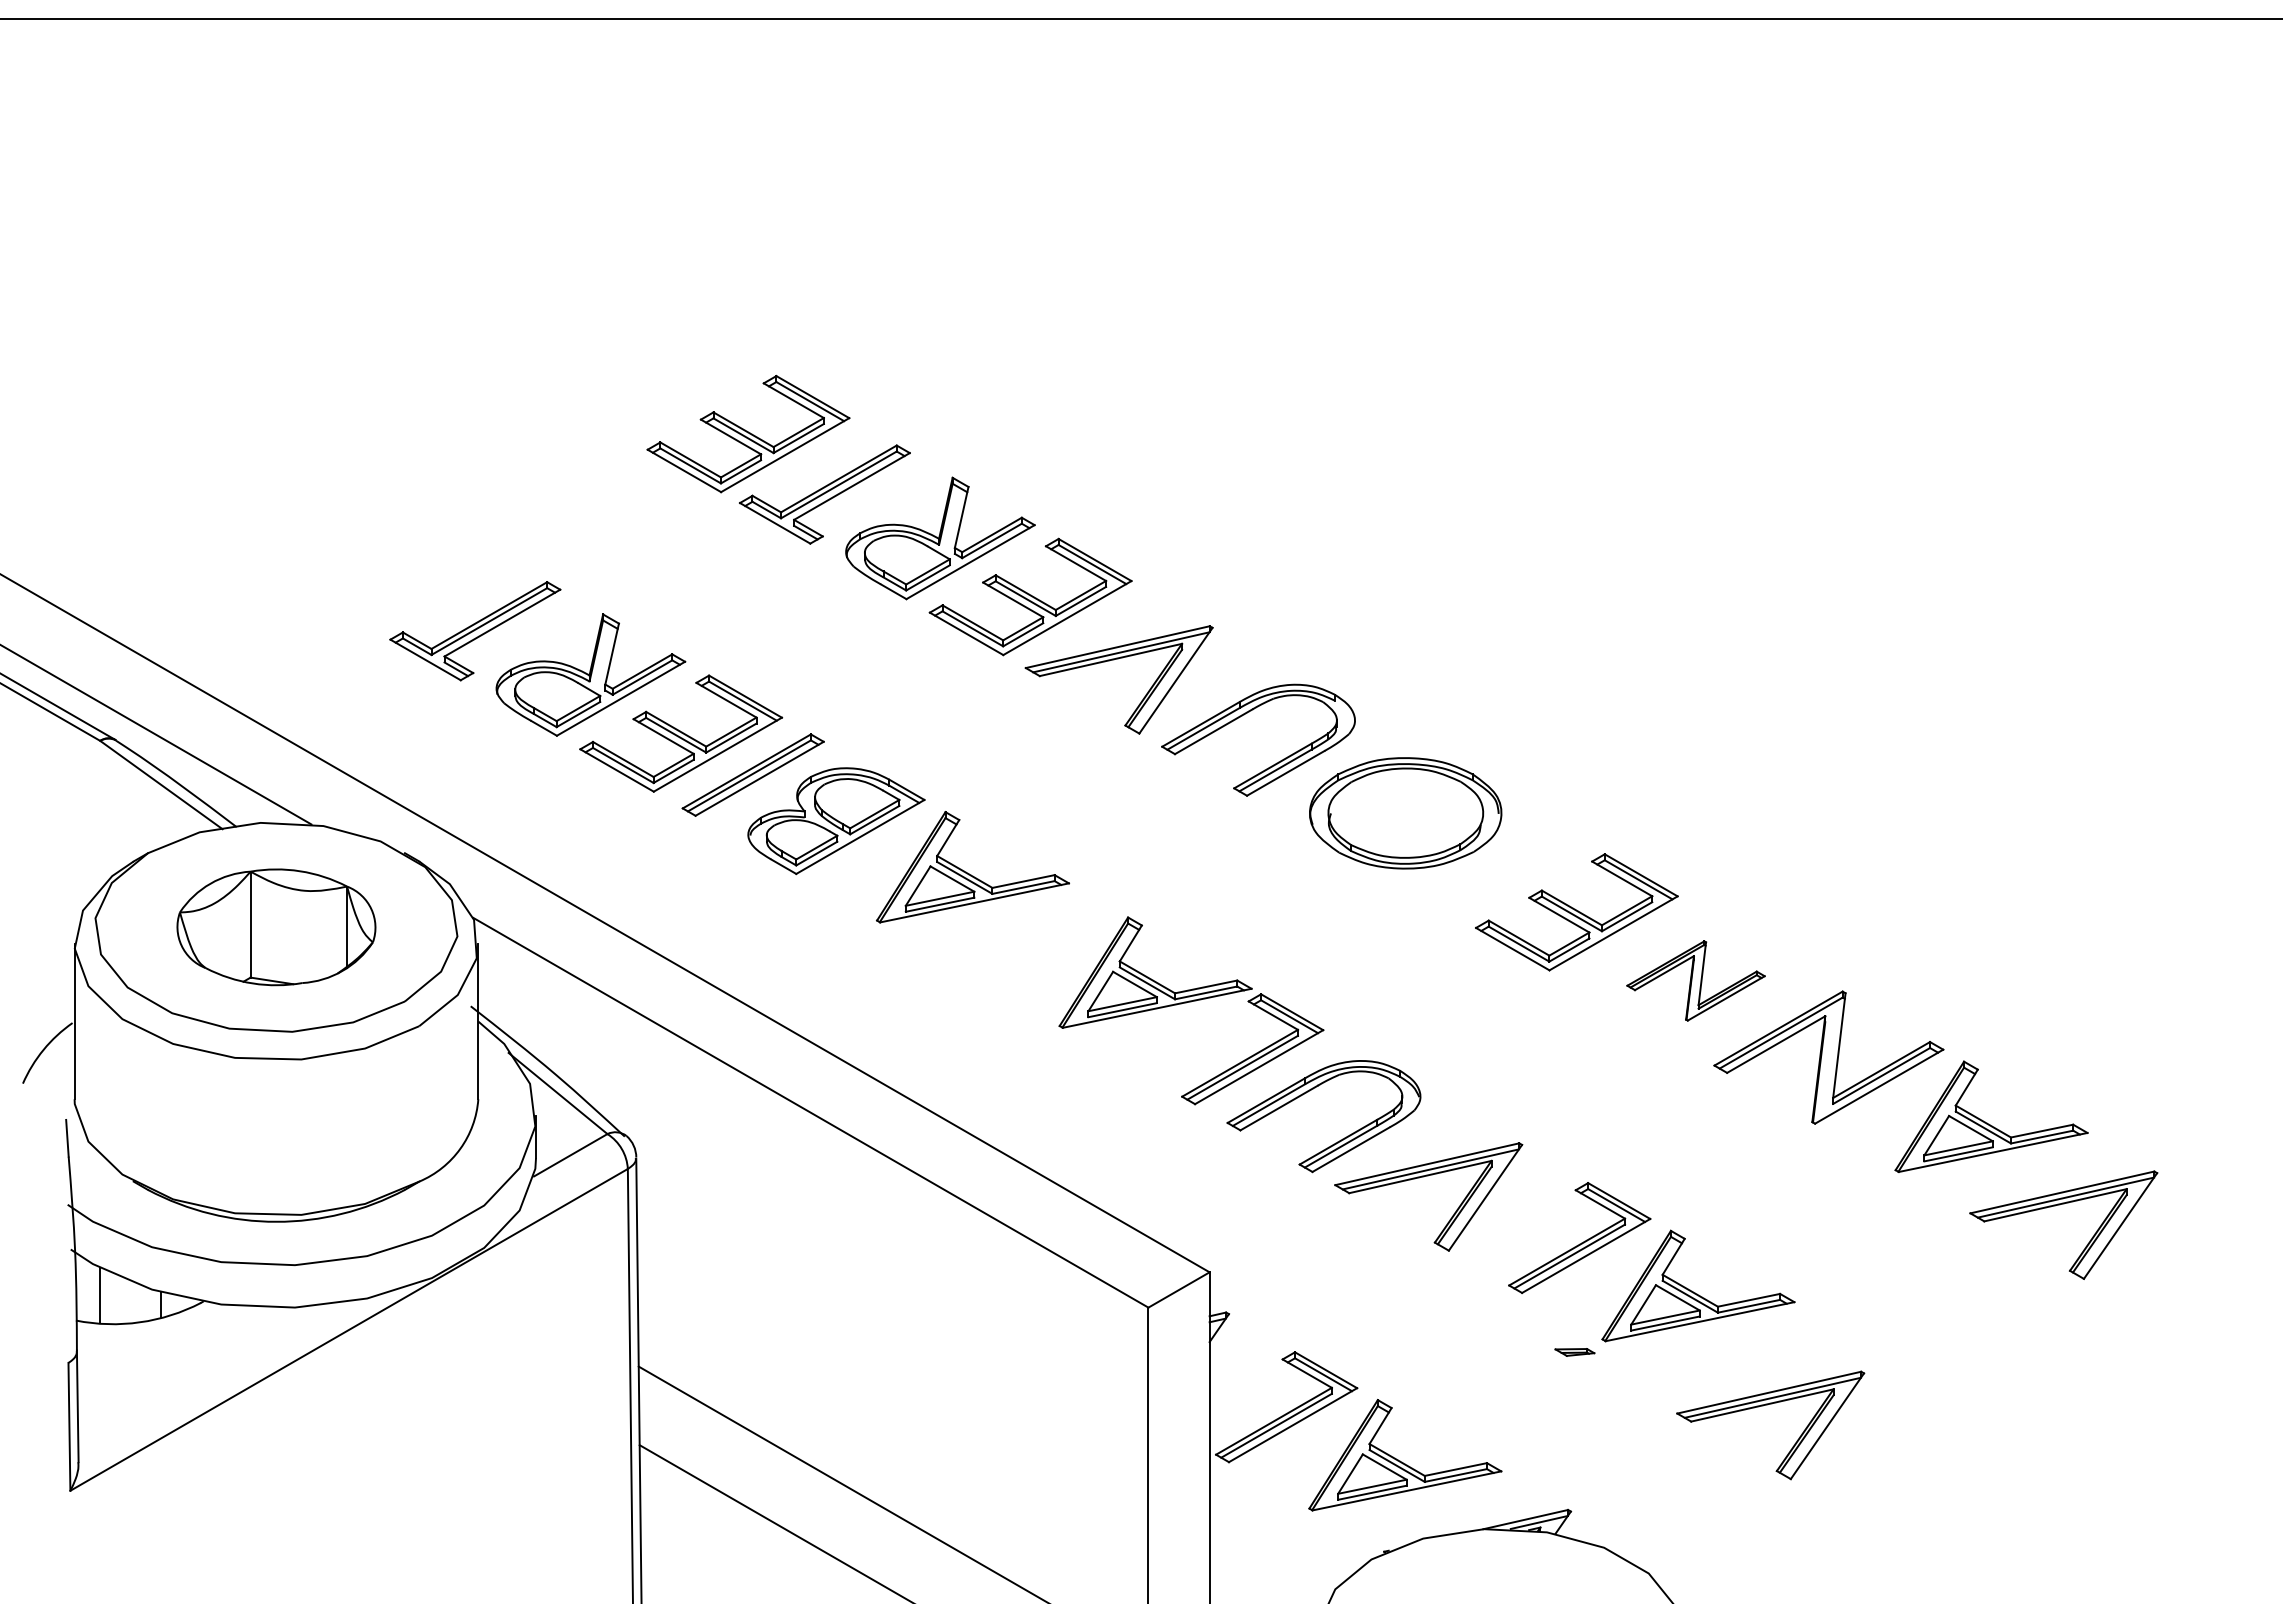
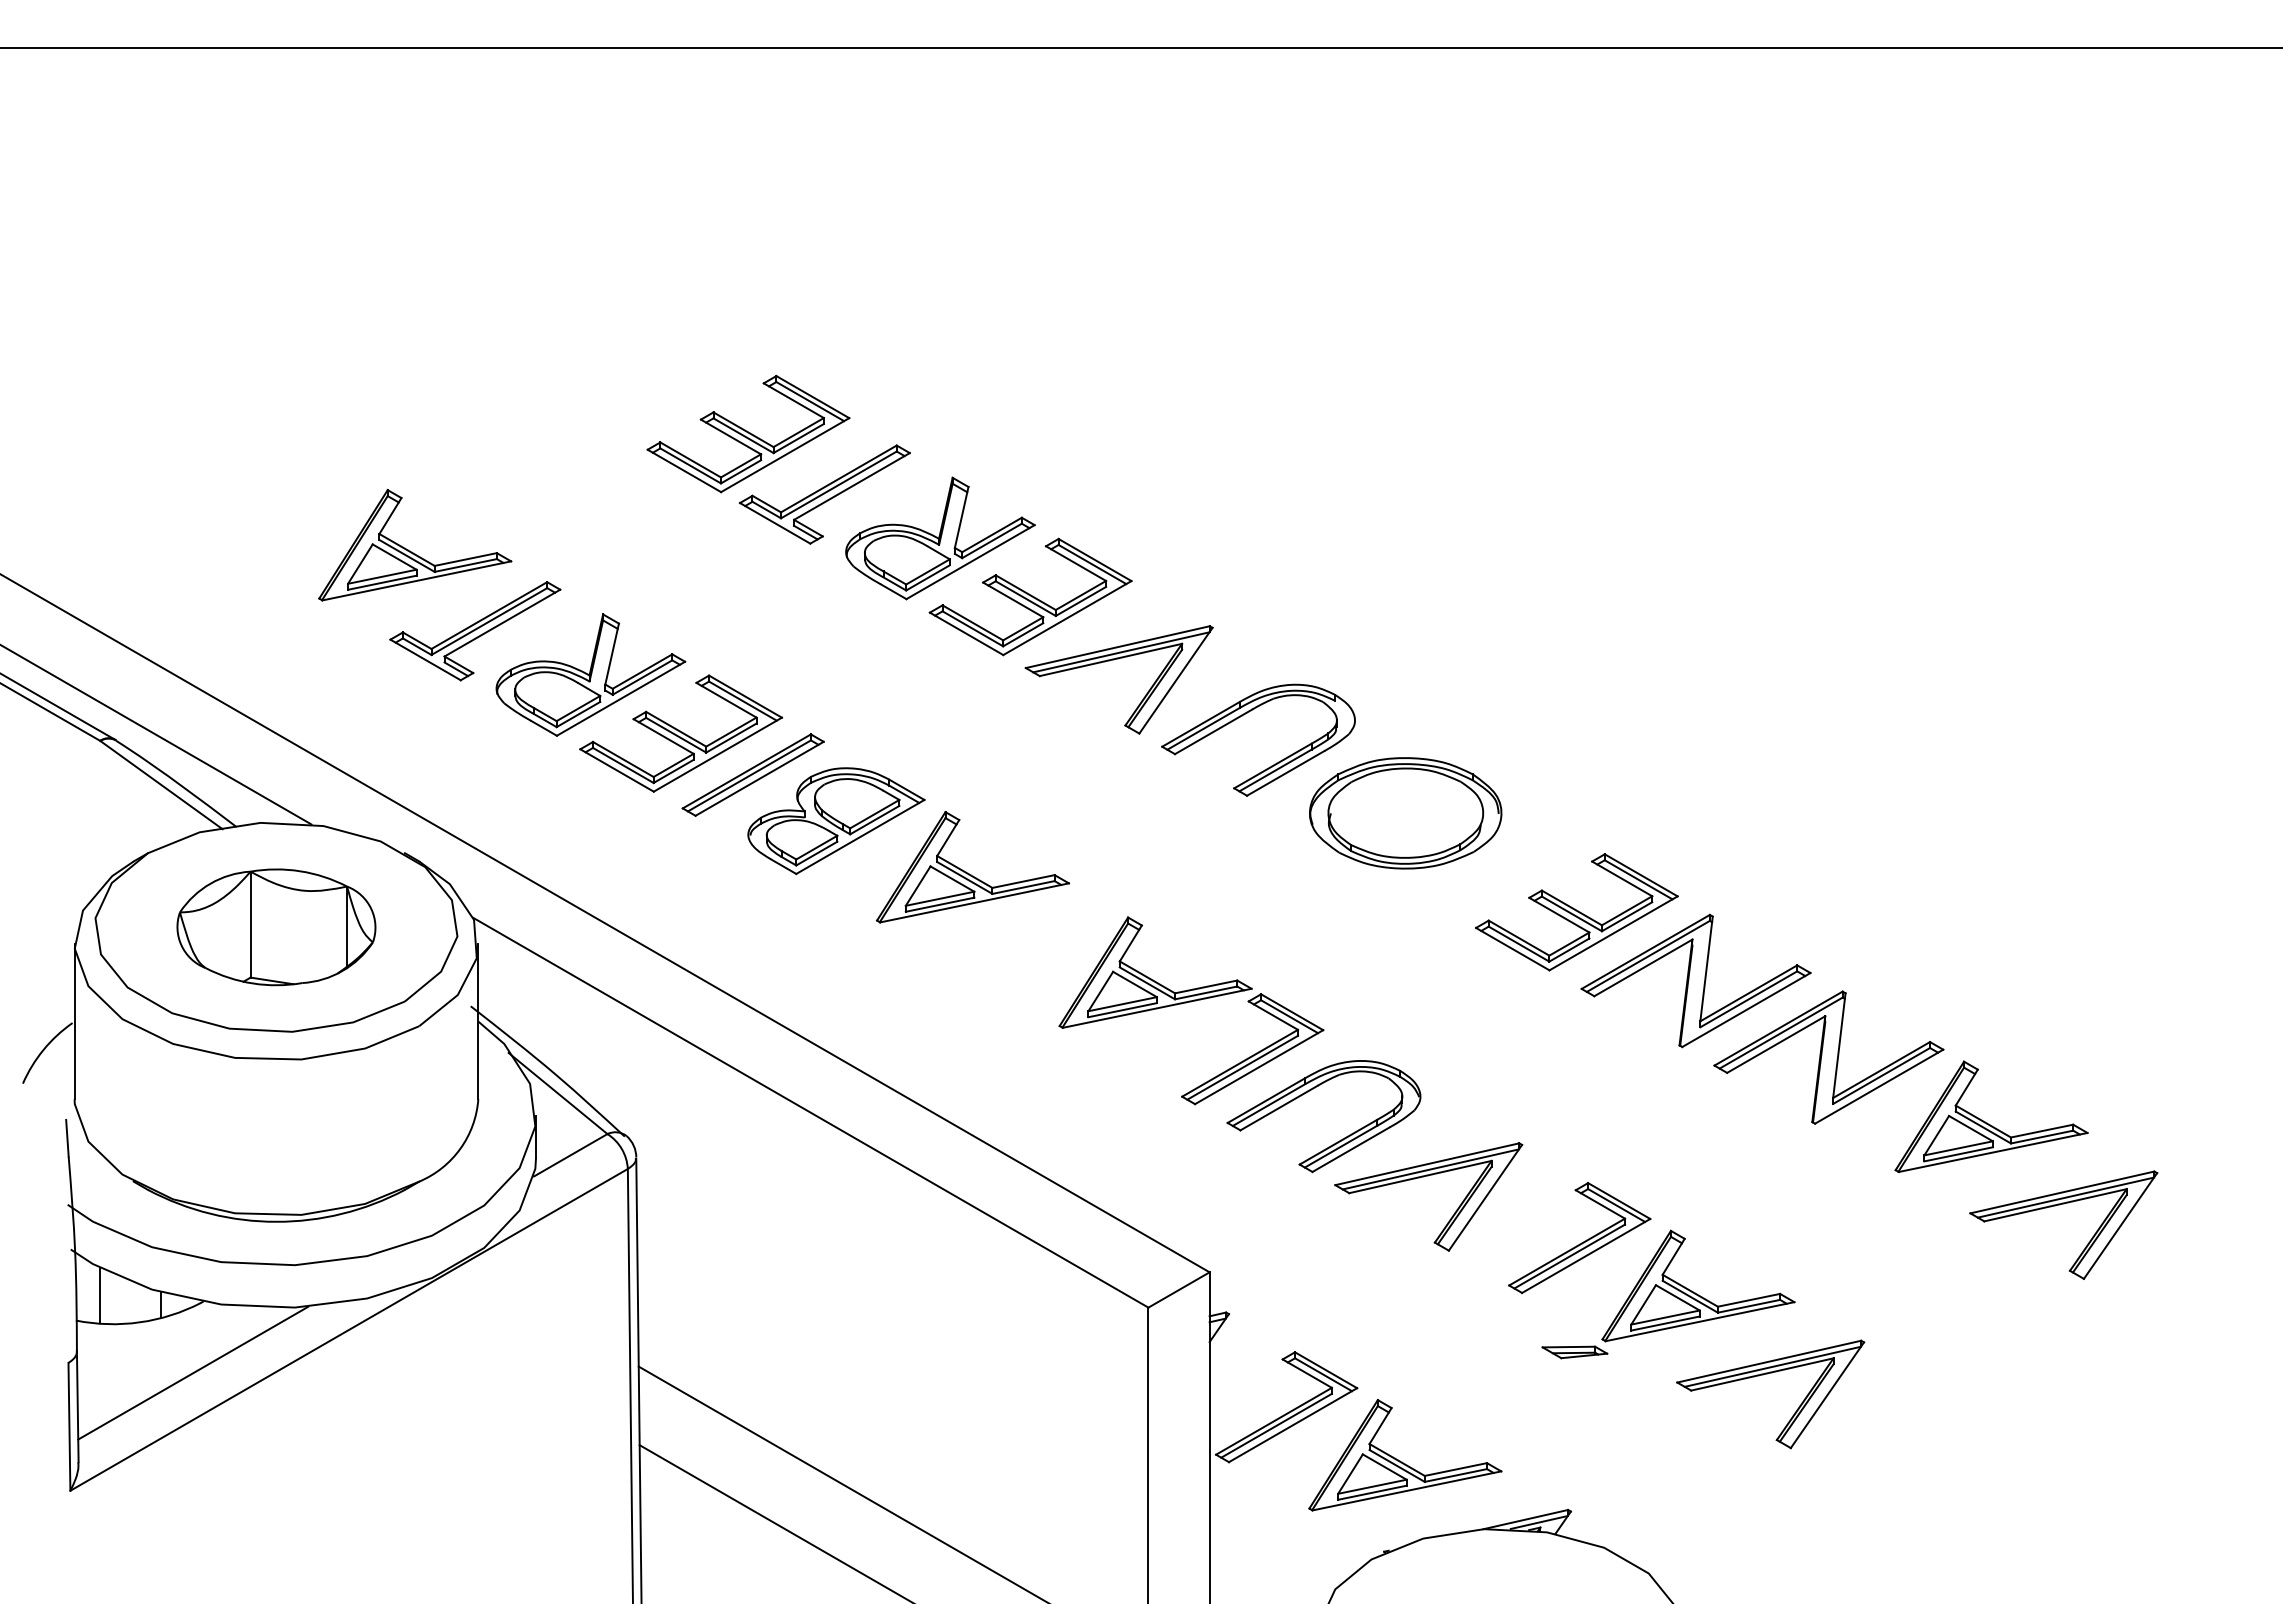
line position: (1140, 19) -> (1140, 48) (1140, 48)
part: none -> present (410, 550)
part size: 140x82 px -> 232x136 px (1695, 980)
part size: 42x9 px -> 68x15 px (1574, 1352)
line: none -> present (193, 1372)
part position: (1767, 1405) -> (1767, 1374) (1767, 1374)
